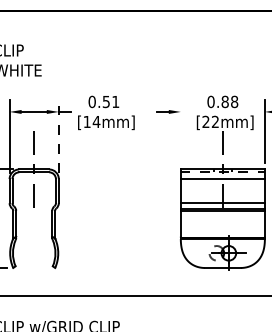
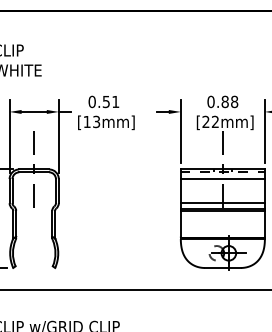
text: [14mm] -> [13mm] (96, 121)
line: none -> present (180, 131)
line: dashed -> solid (58, 136)
line position: (135, 296) -> (135, 290) (135, 290)
